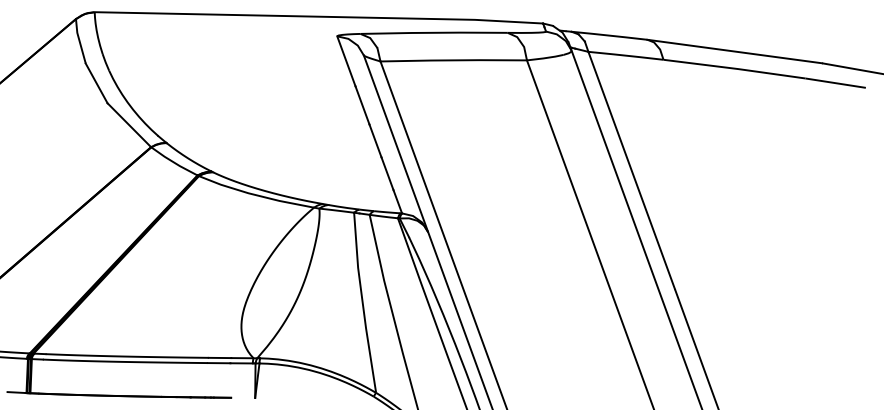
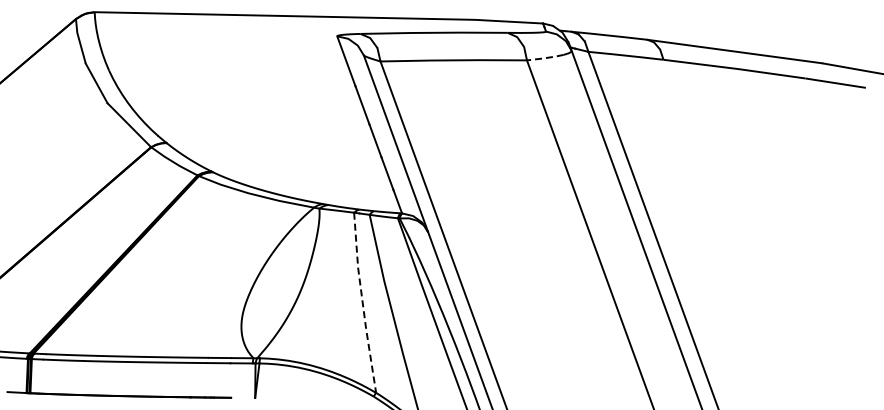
line: solid -> dashed (545, 58)
line: solid -> dashed (362, 303)
